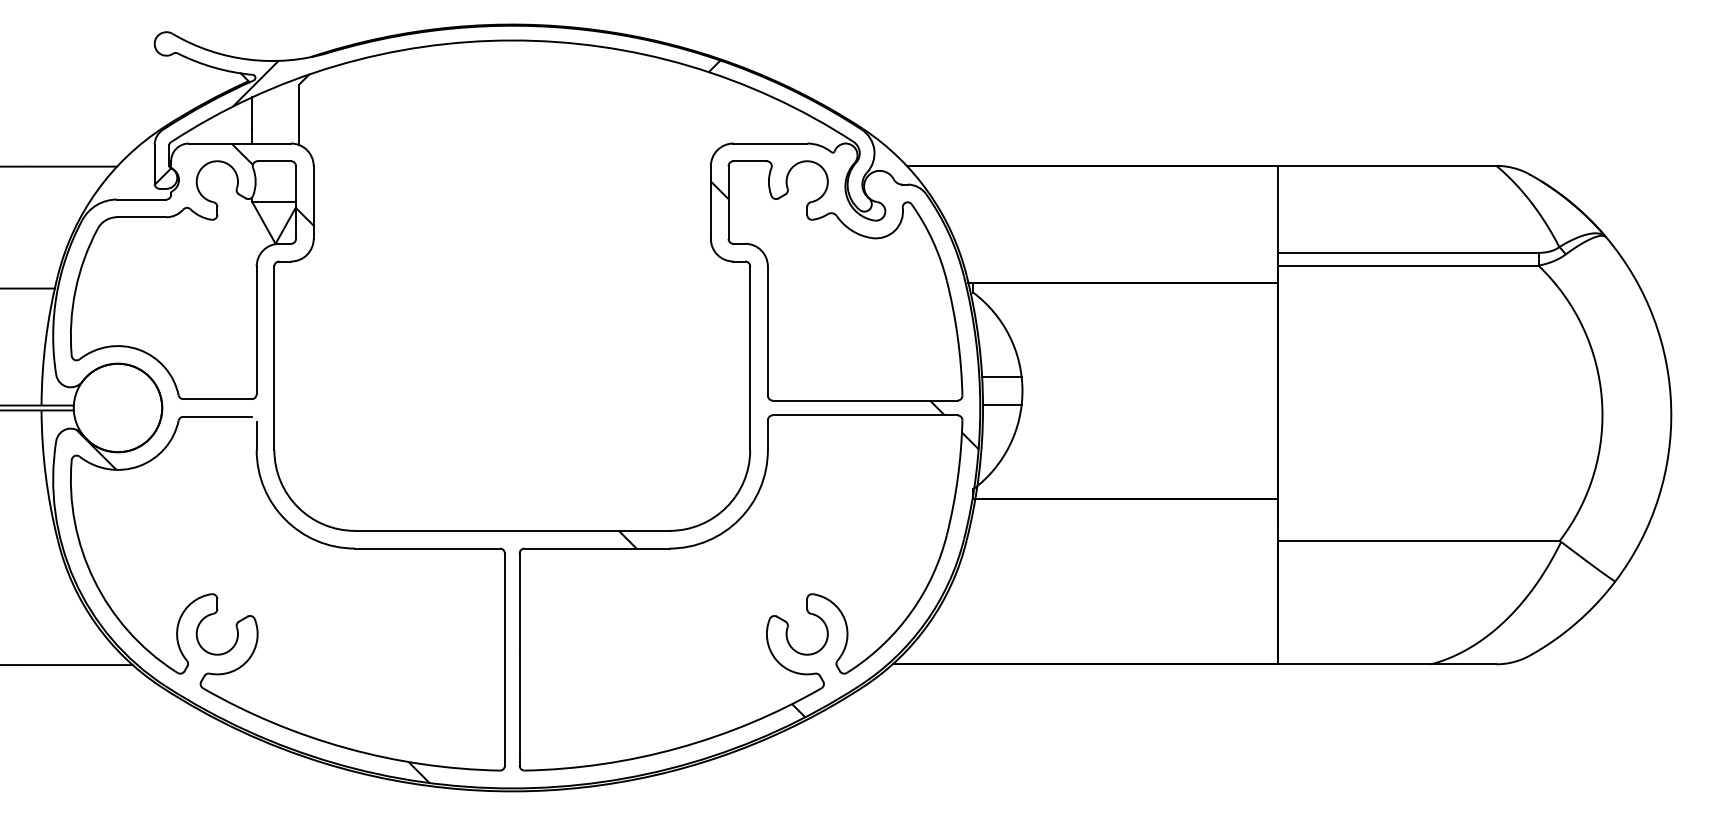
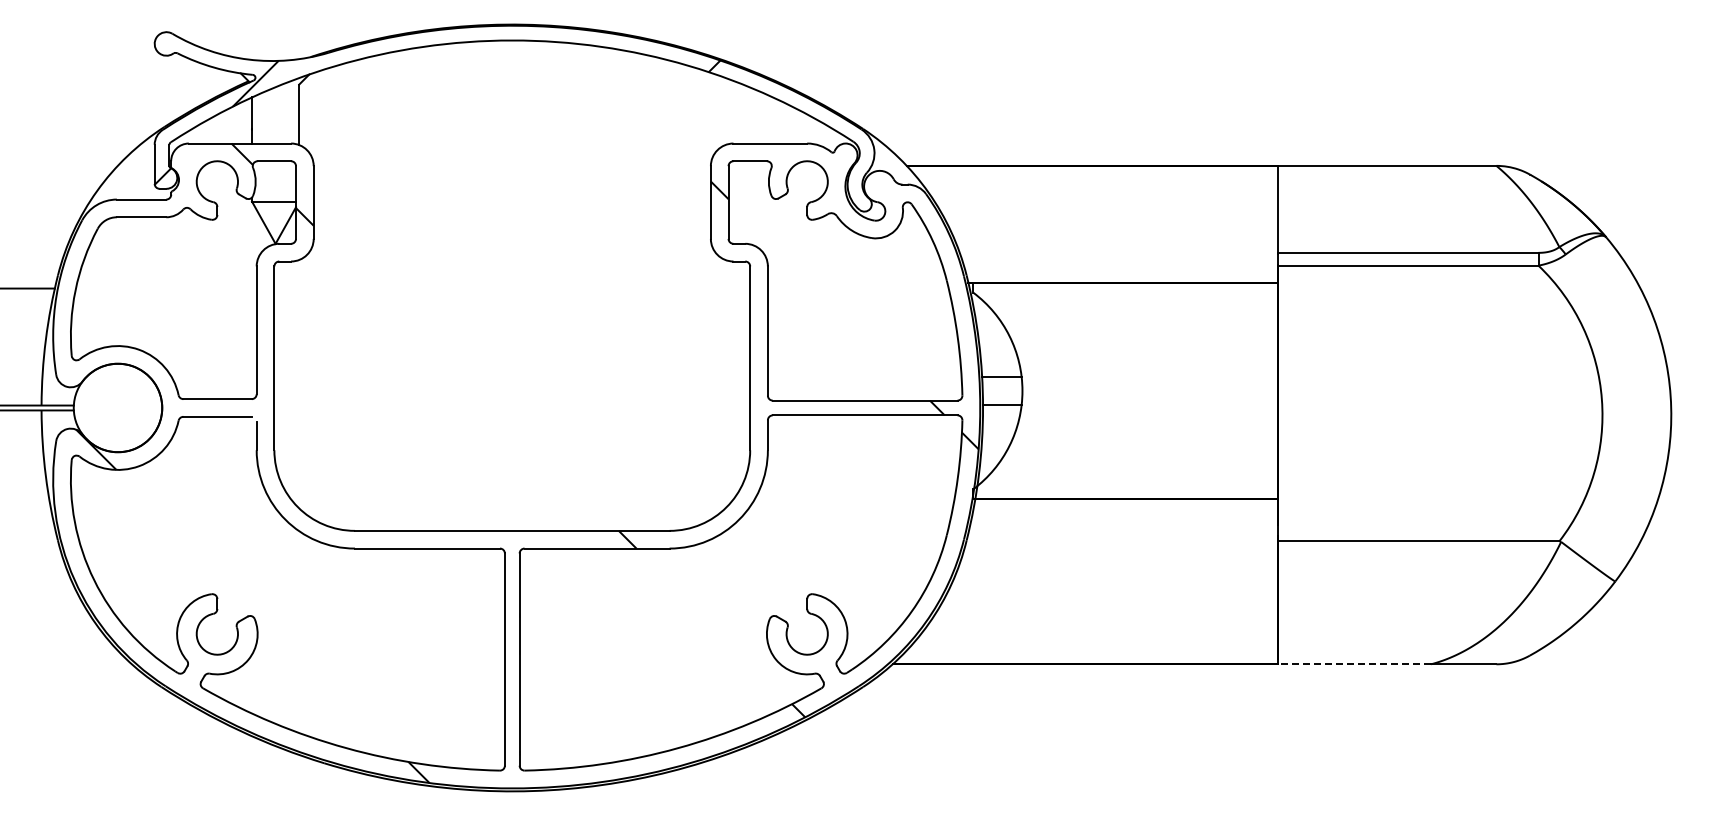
line: present -> none (59, 166)
line: solid -> dashed (1354, 664)
line: present -> none (67, 665)
